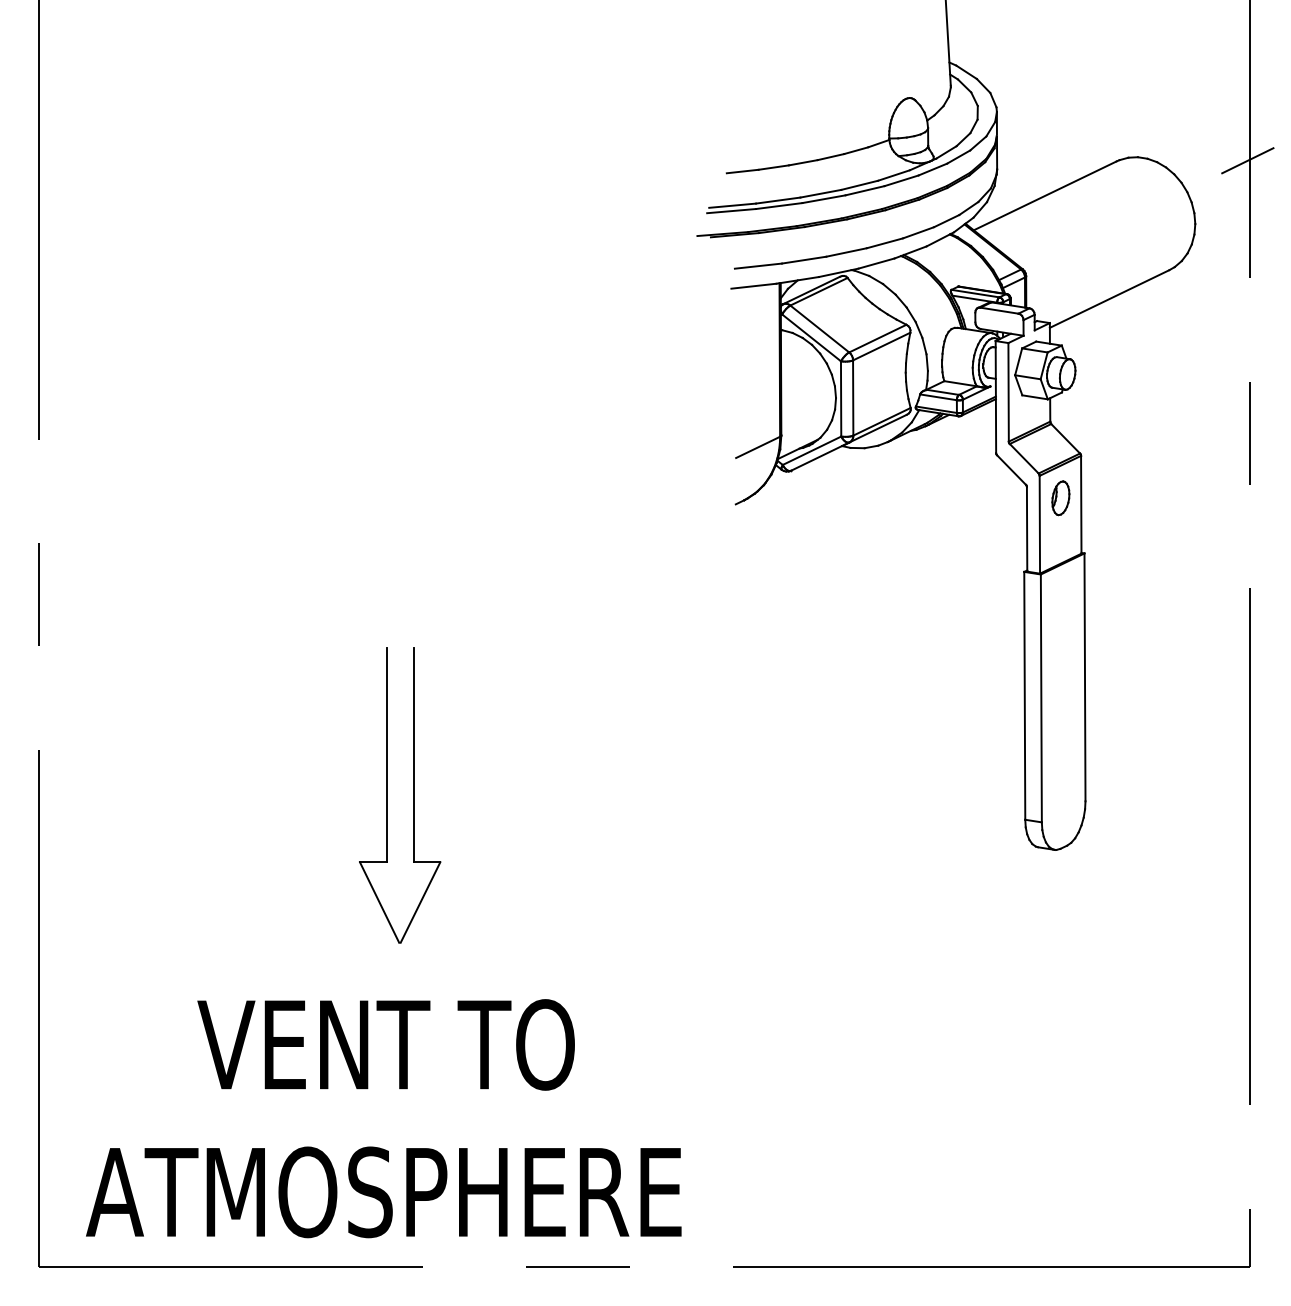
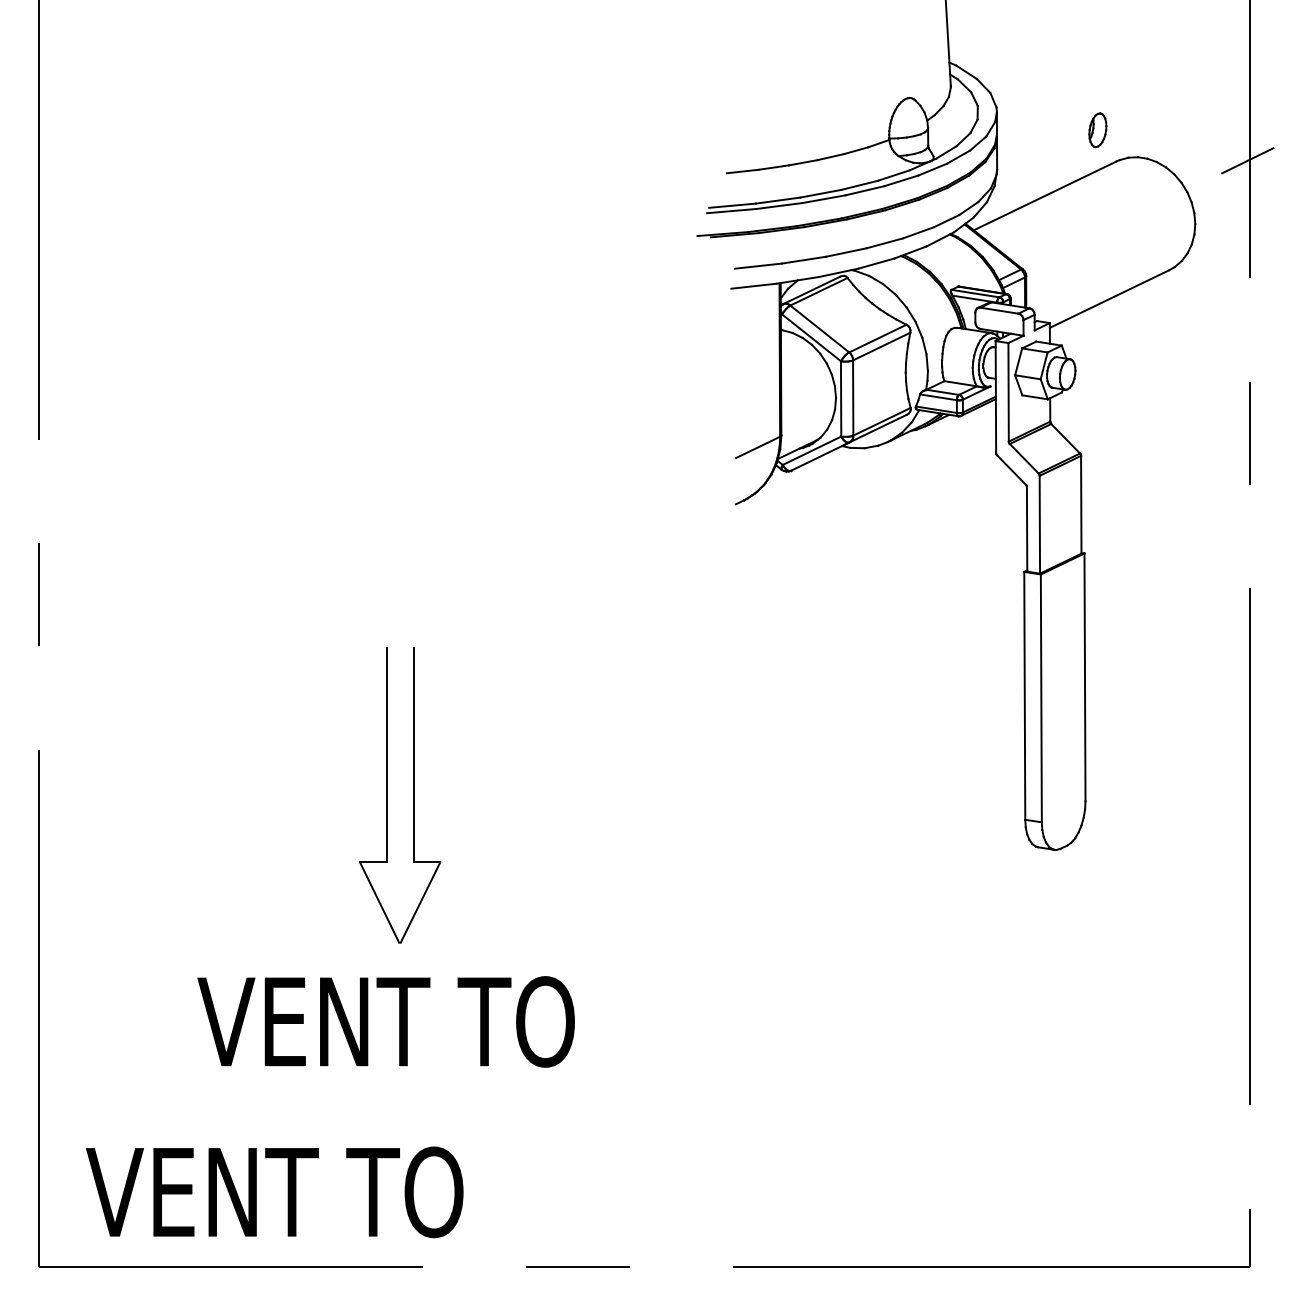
part position: (1060, 498) -> (1097, 130) (1097, 130)
text position: (385, 1044) -> (385, 1021) (385, 1021)
text: ATMOSPHERE -> VENT TO (383, 1192)
